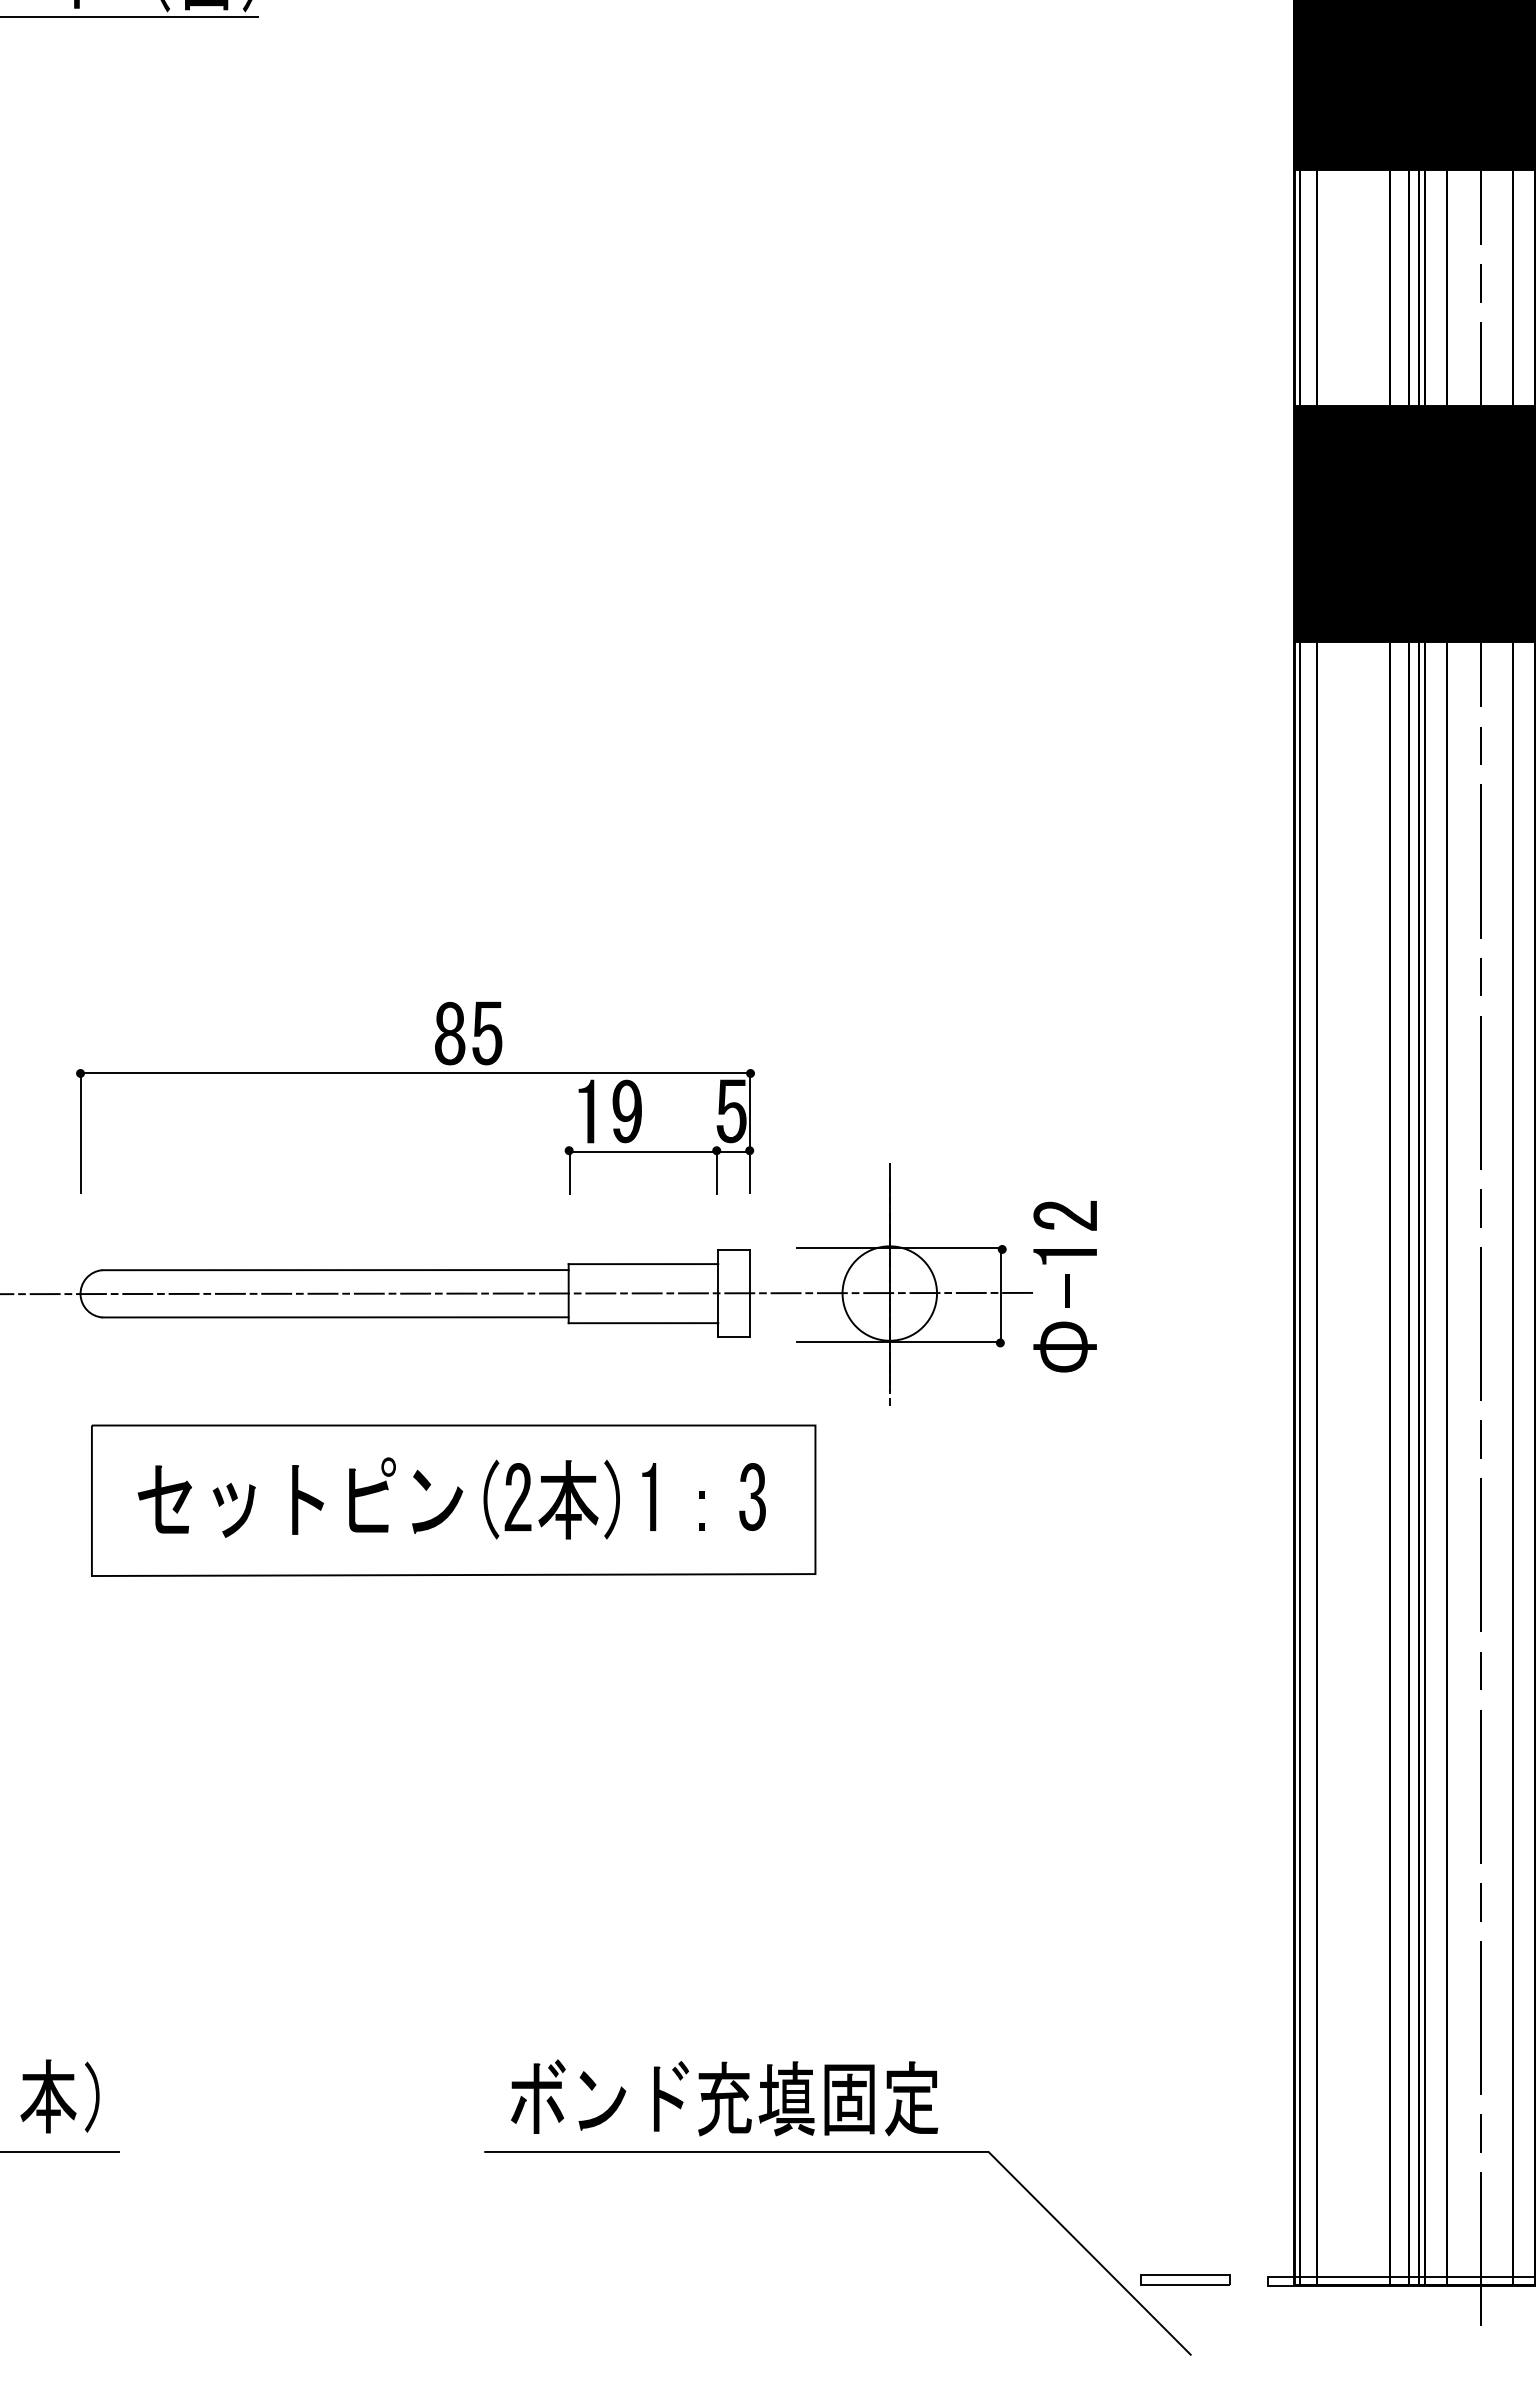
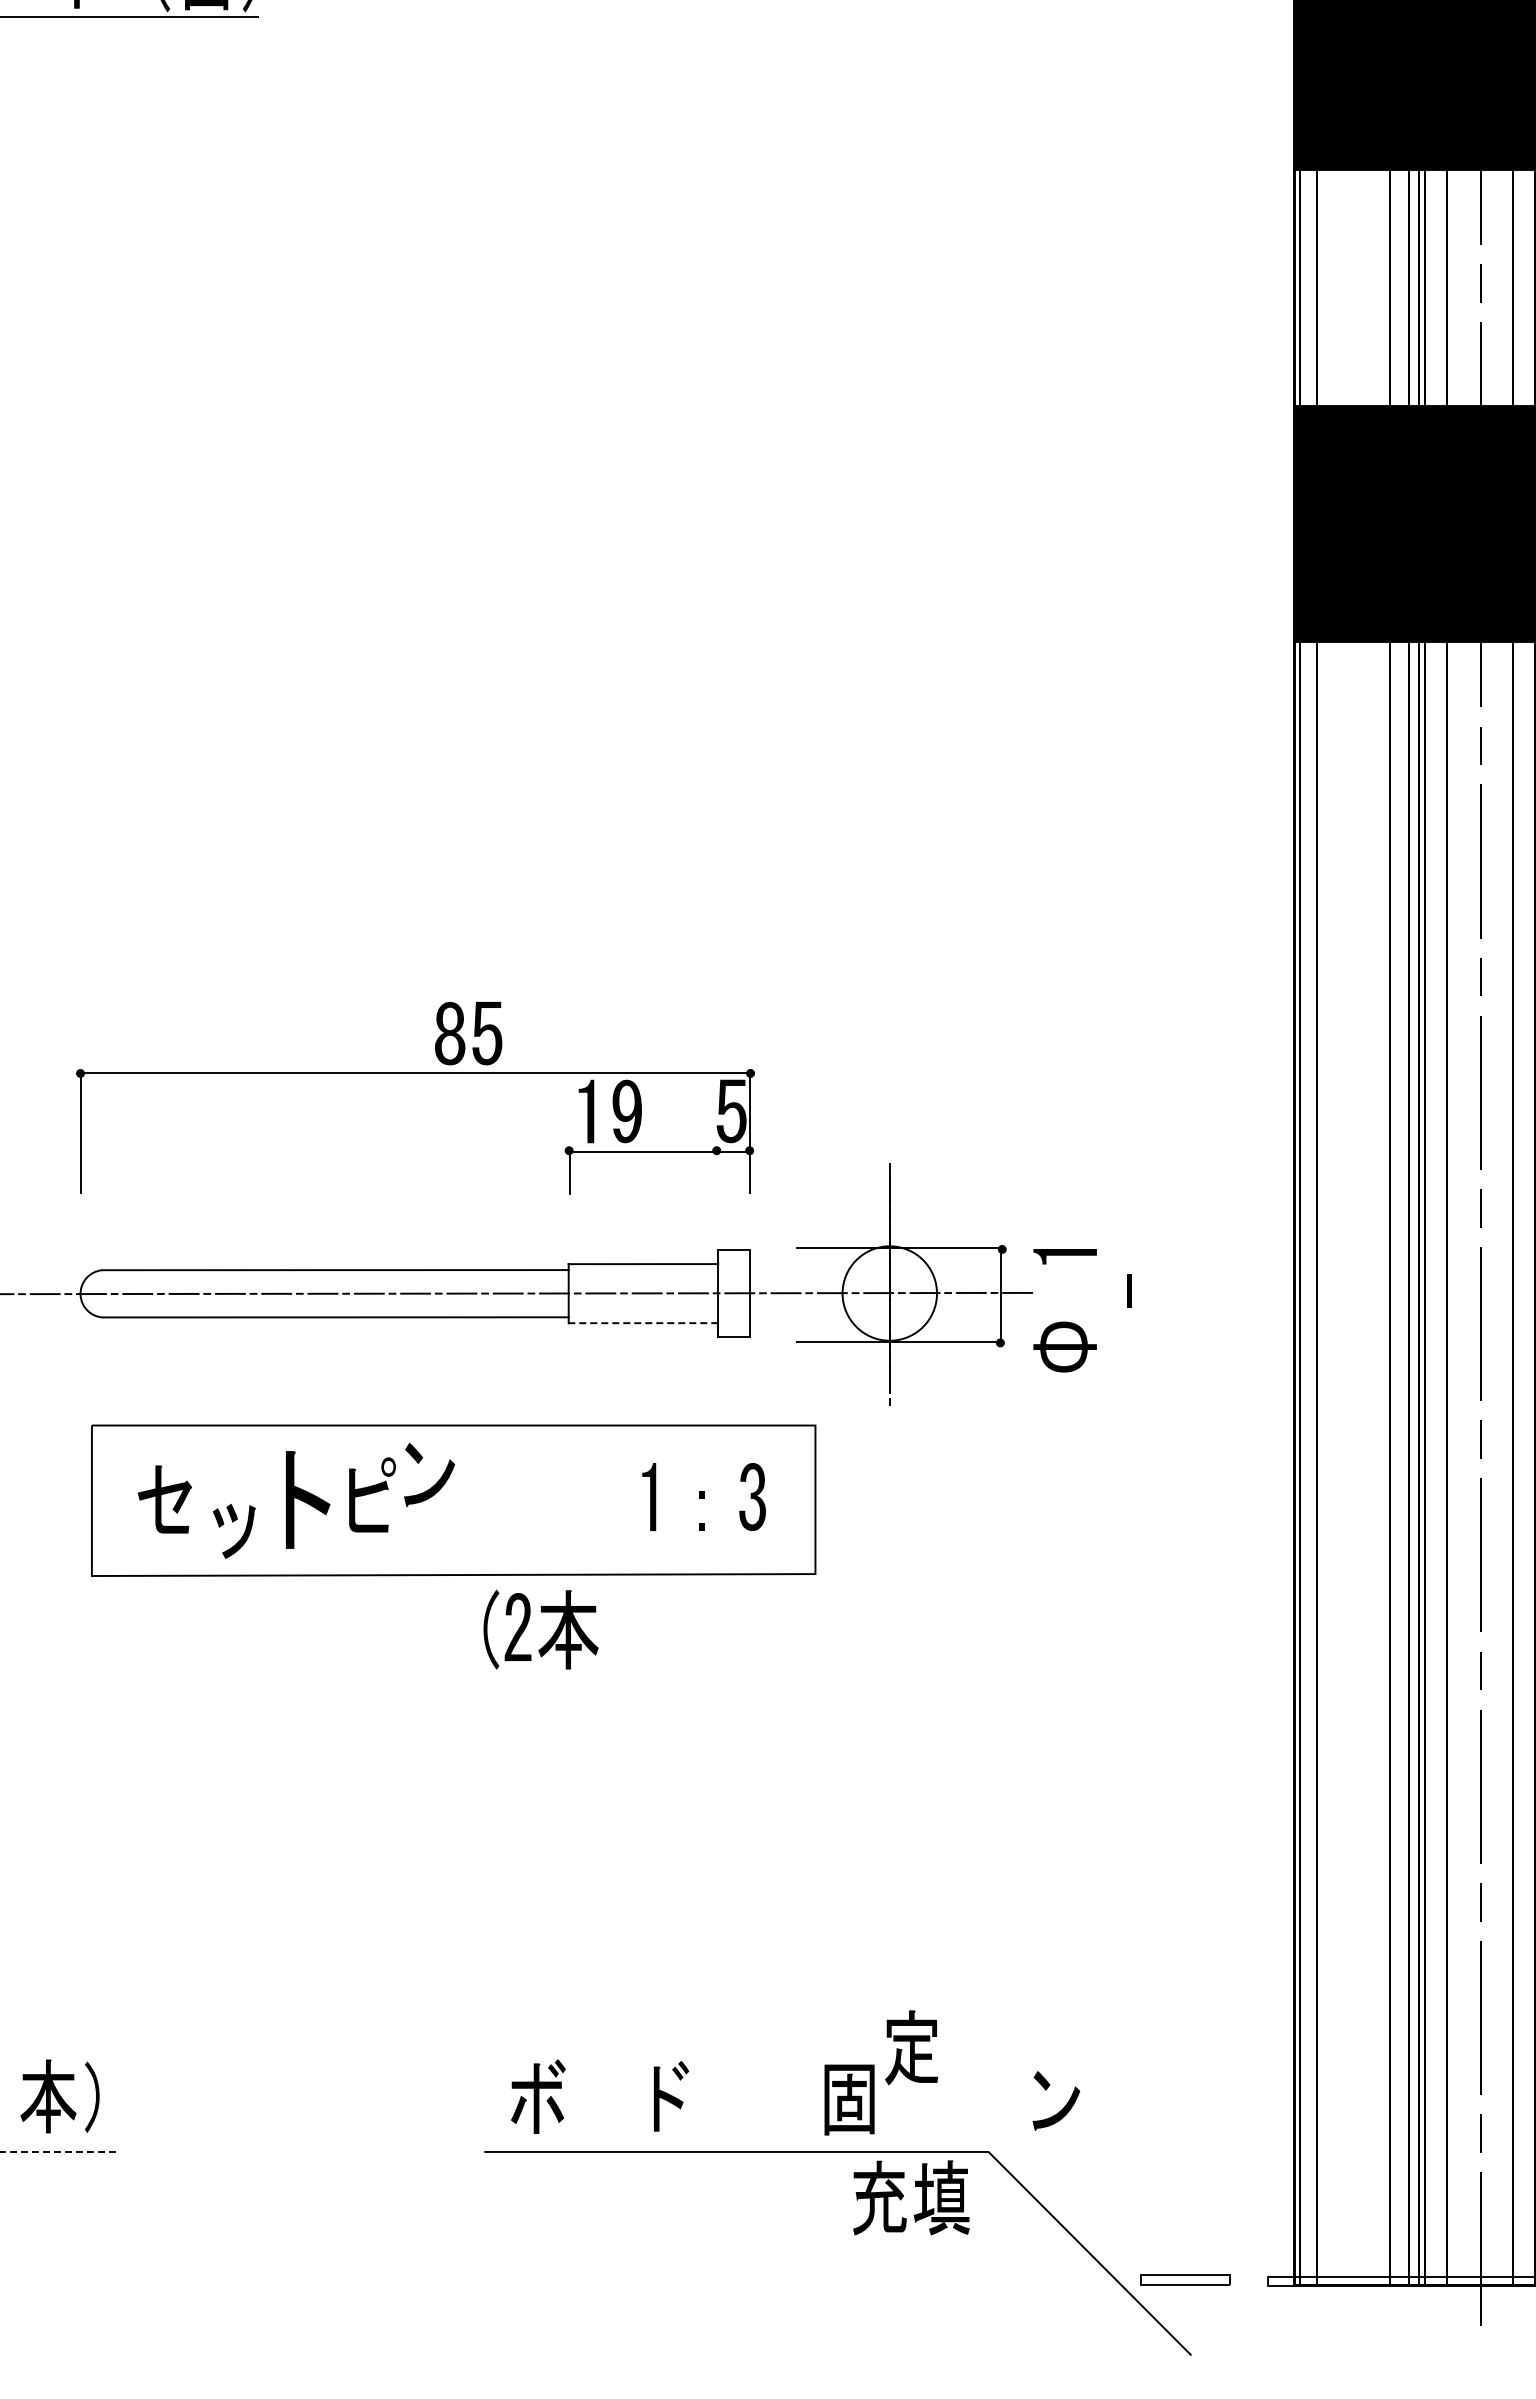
line: present -> none (717, 1172)
fill: present -> none (1064, 1215)
line position: (1067, 1290) -> (1129, 1290) (1129, 1290)
line: solid -> dashed (643, 1323)
part position: (528, 1493) -> (528, 1623) (528, 1623)
part size: 32x70 px -> 45x98 px (308, 1499)
fill: present -> none (612, 1499)
part position: (233, 1501) -> (233, 1522) (233, 1522)
part position: (445, 1508) -> (437, 1481) (437, 1481)
part position: (748, 2098) -> (903, 2197) (903, 2197)
part position: (911, 2098) -> (911, 2047) (911, 2047)
part position: (609, 2107) -> (1063, 2107) (1063, 2107)
line: solid -> dashed (59, 2151)
